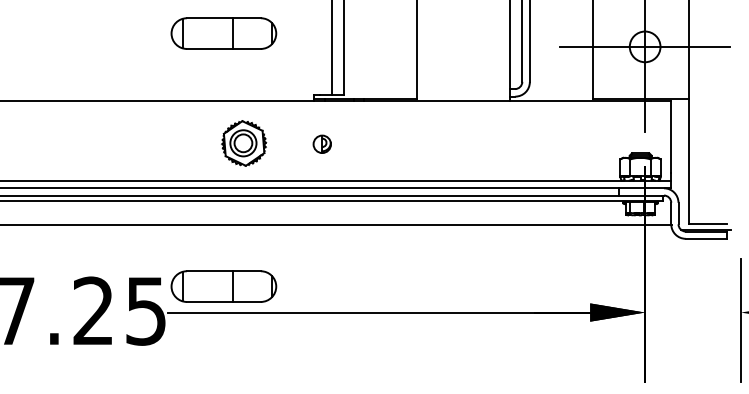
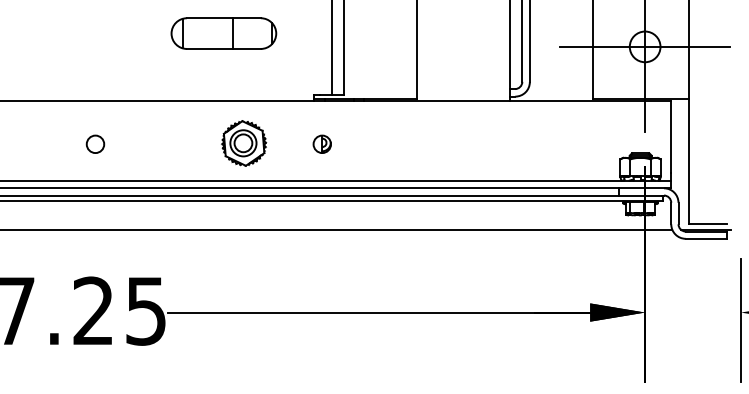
circle: none -> present (95, 143)
line position: (337, 225) -> (337, 230) (337, 230)
part: present -> none (223, 286)
